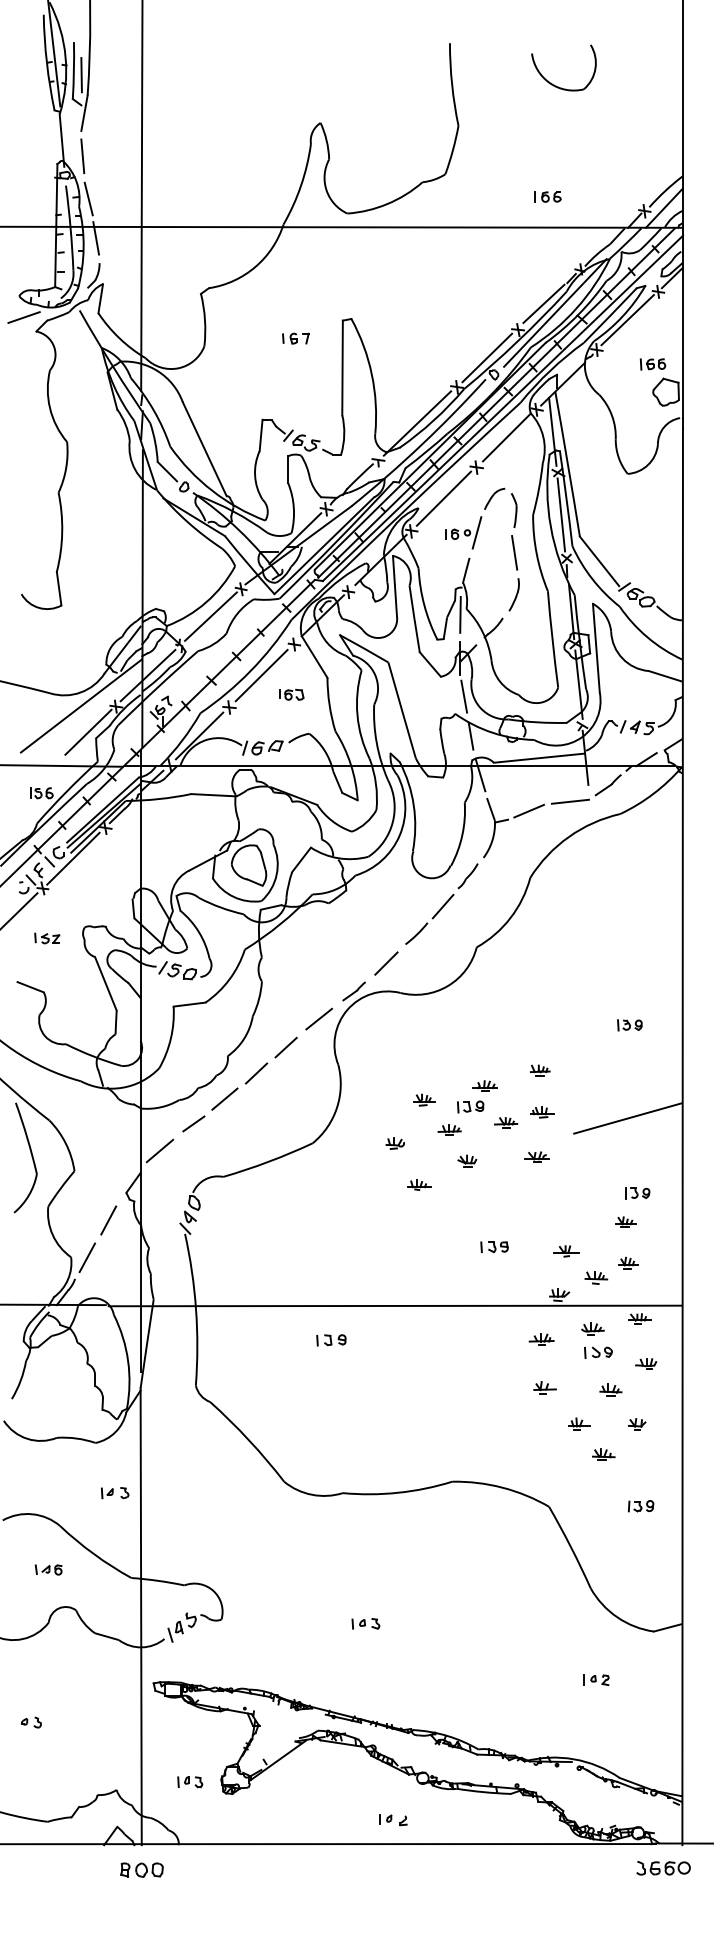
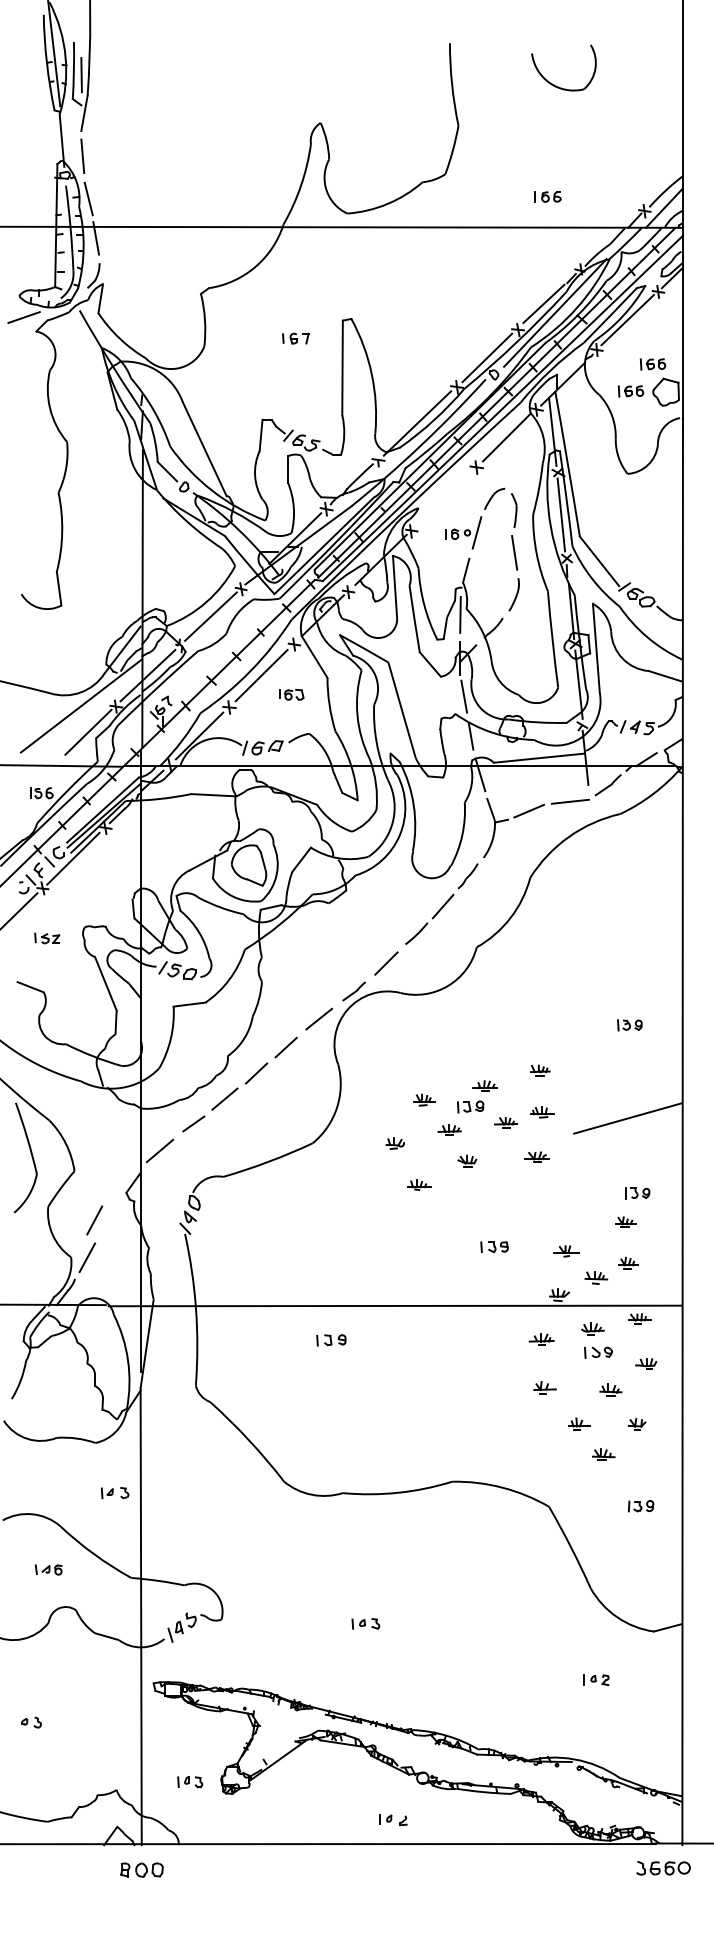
line: present -> none (141, 196)
part: none -> present (630, 391)
line: present -> none (443, 498)
line position: (108, 1220) -> (94, 1220) (94, 1220)
